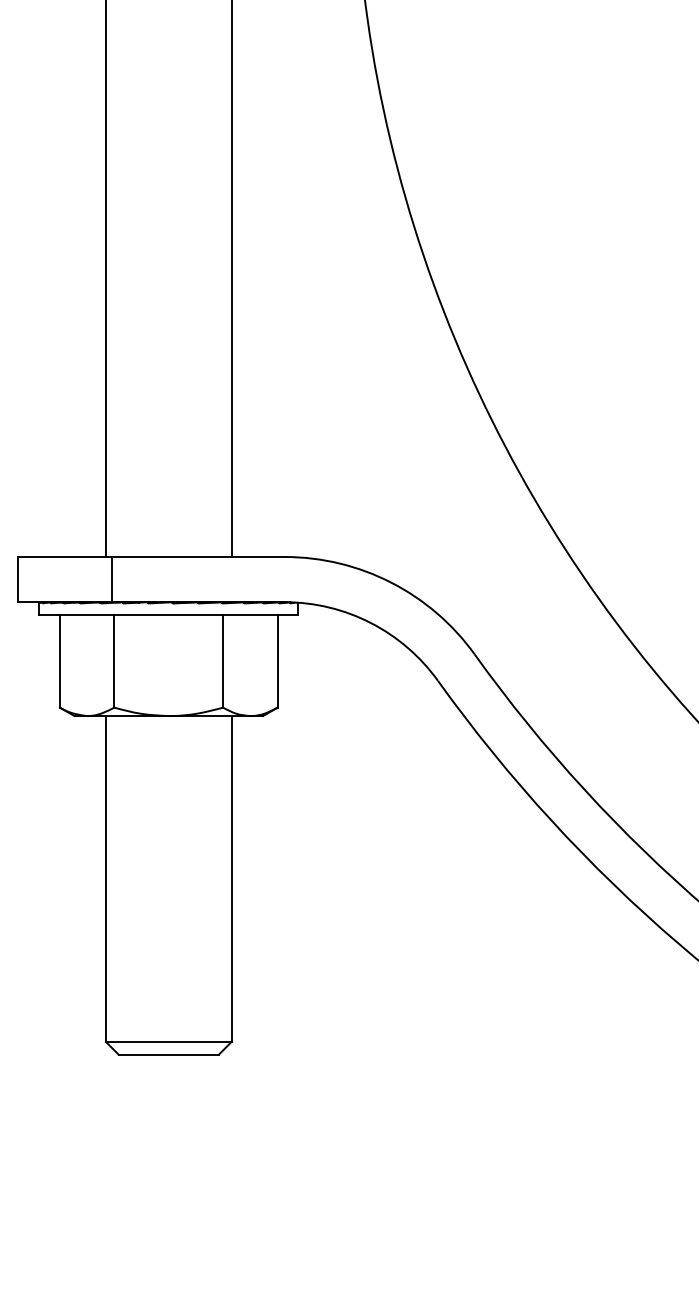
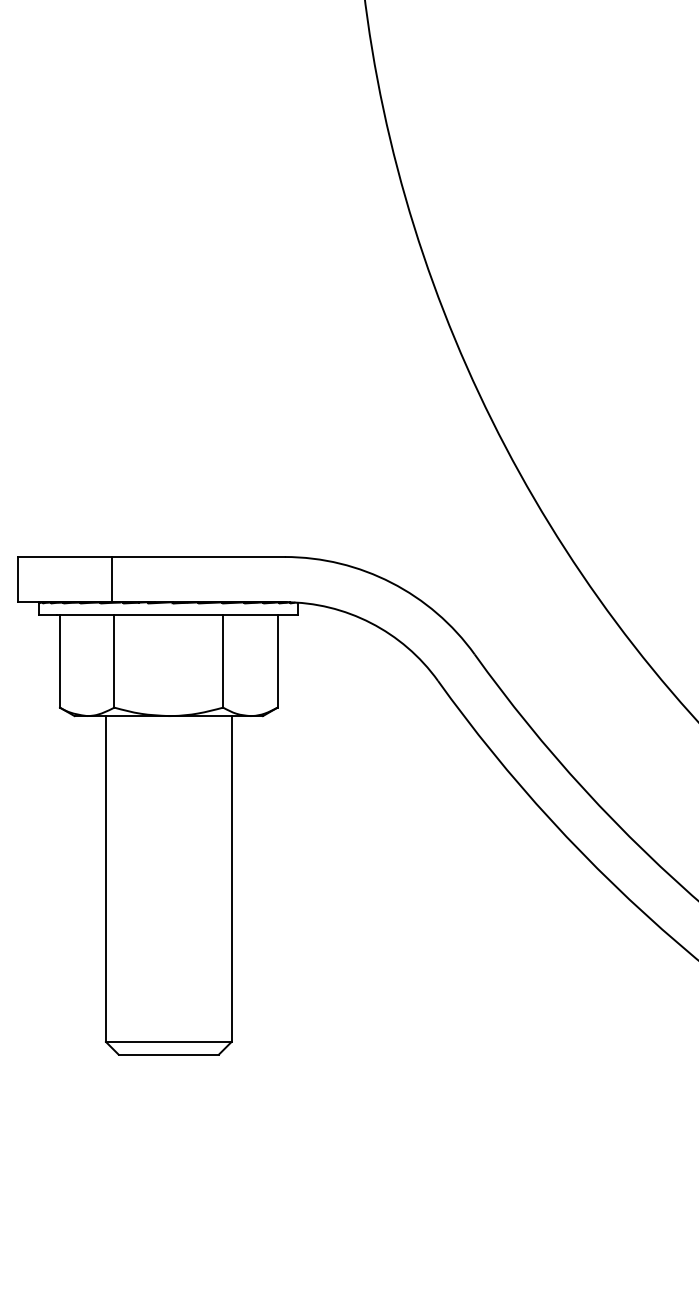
line: present -> none (105, 279)
line: present -> none (231, 279)
